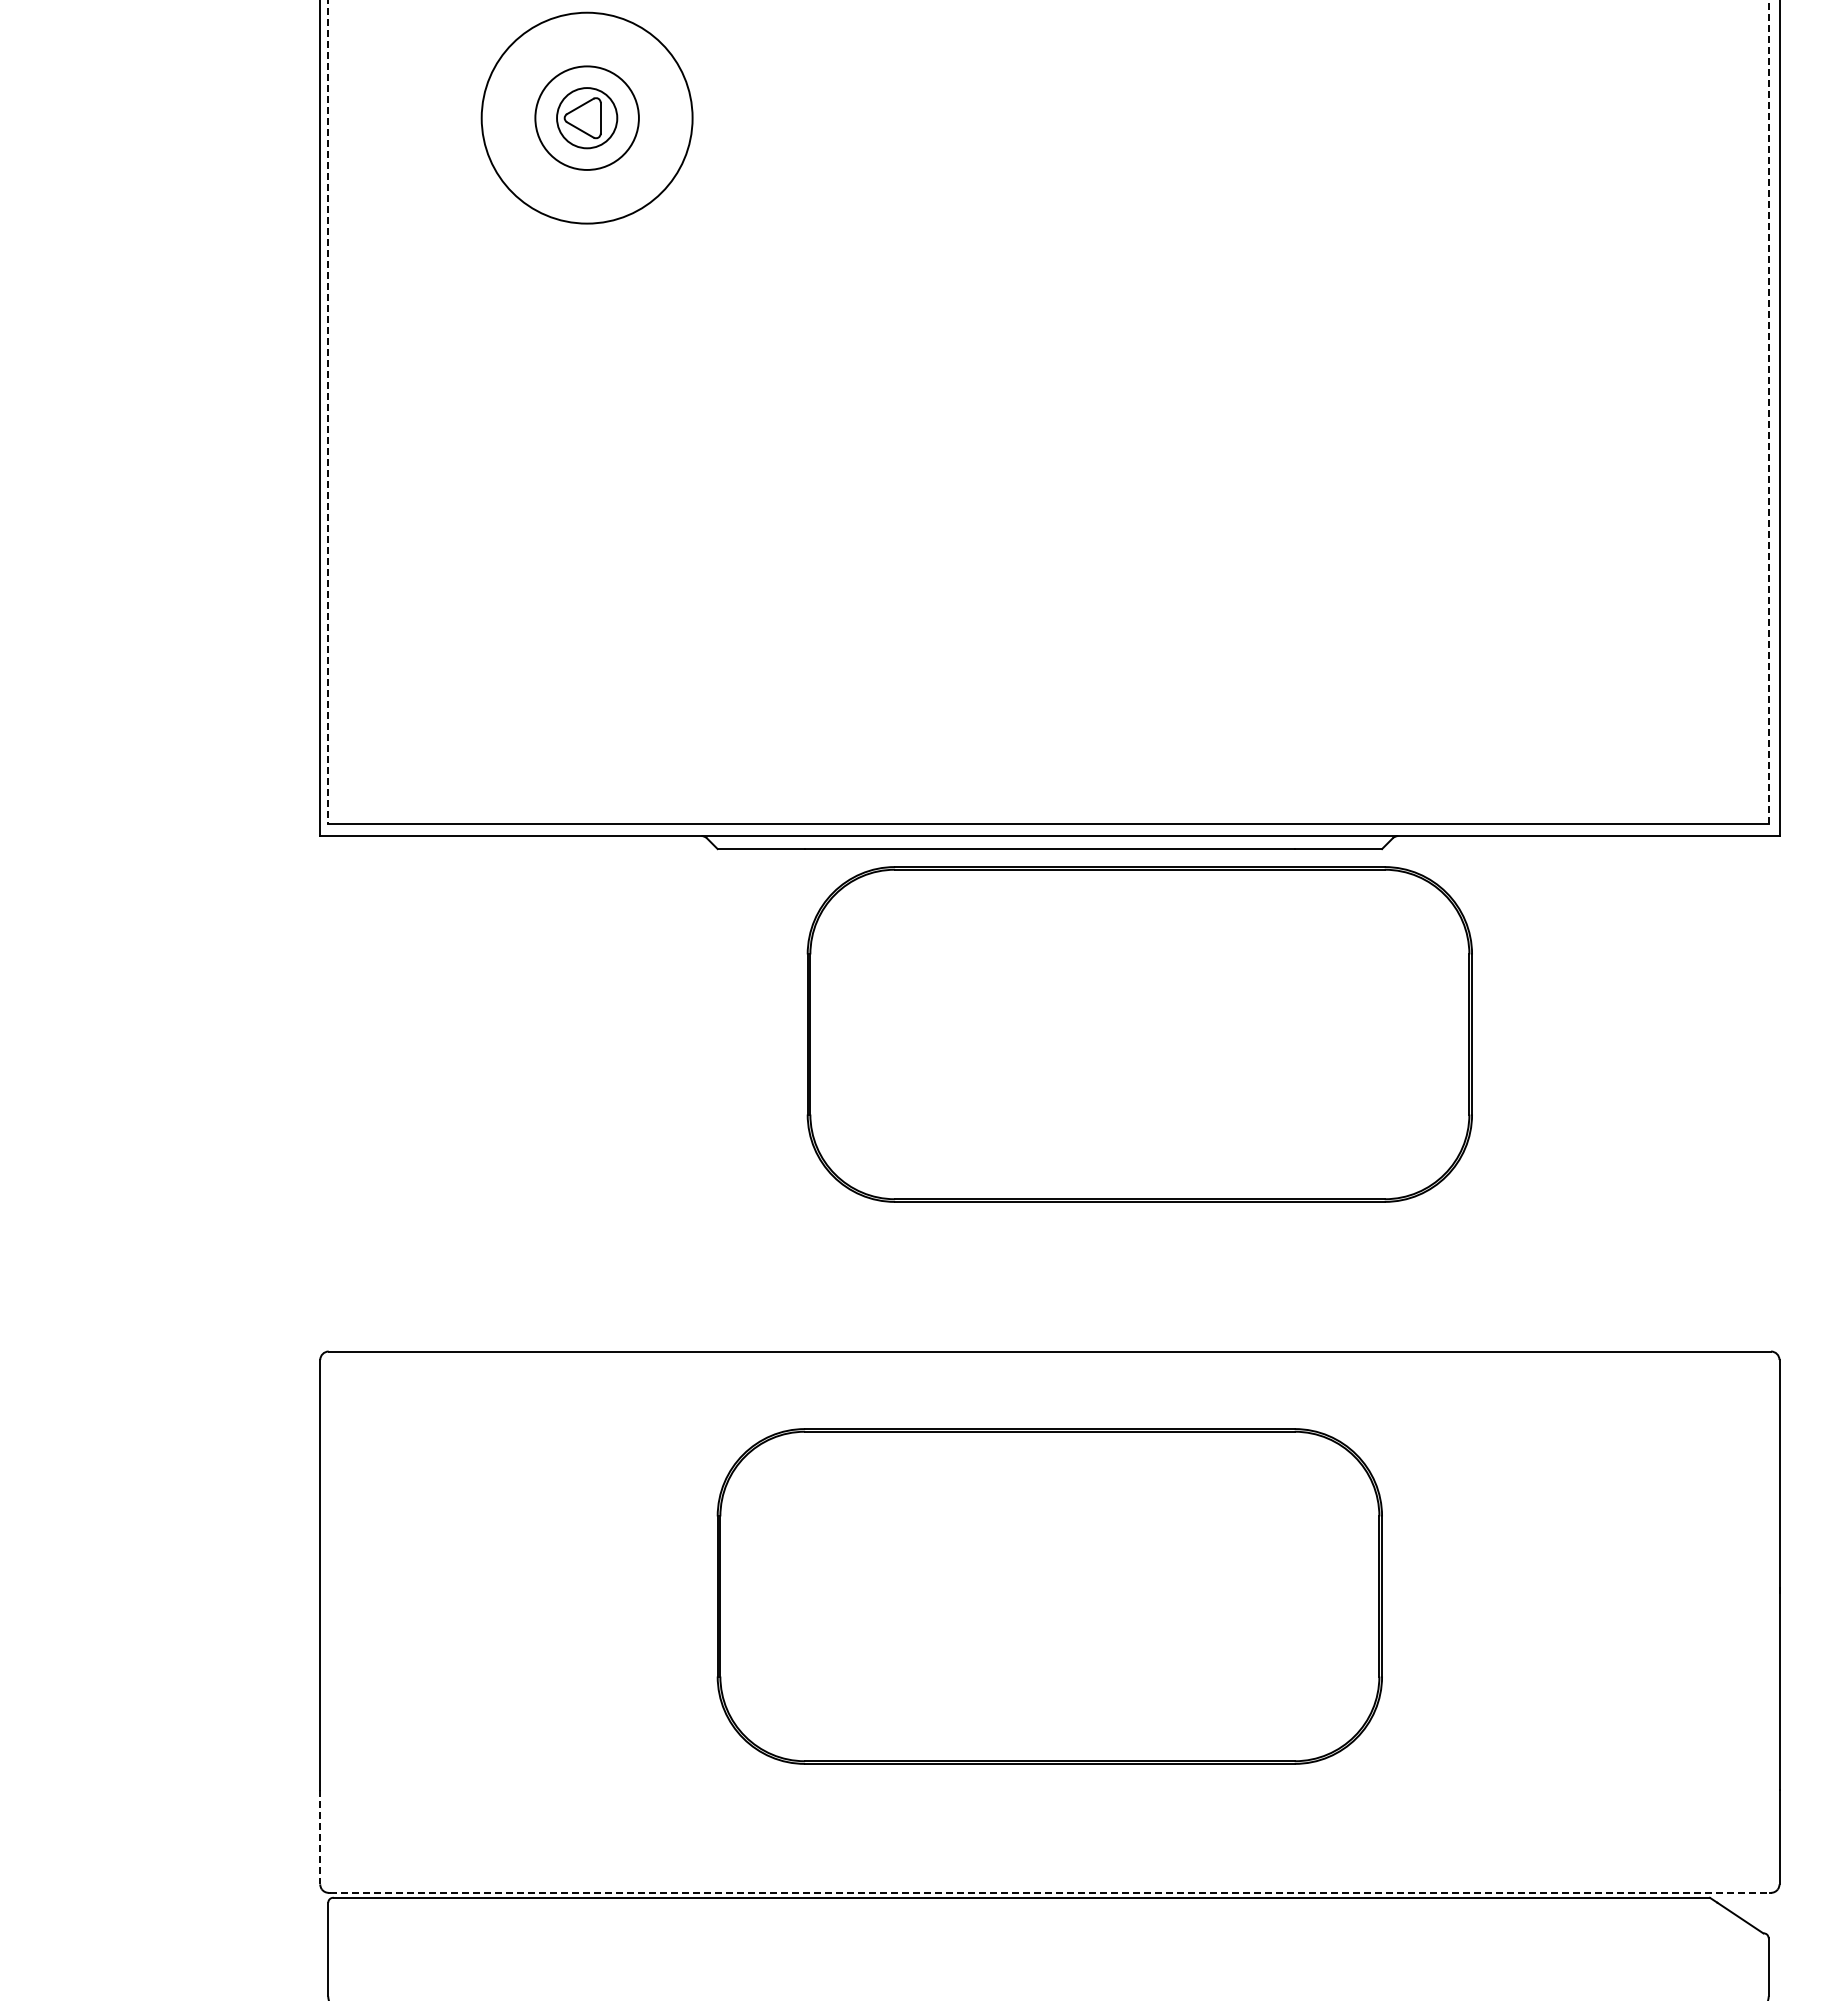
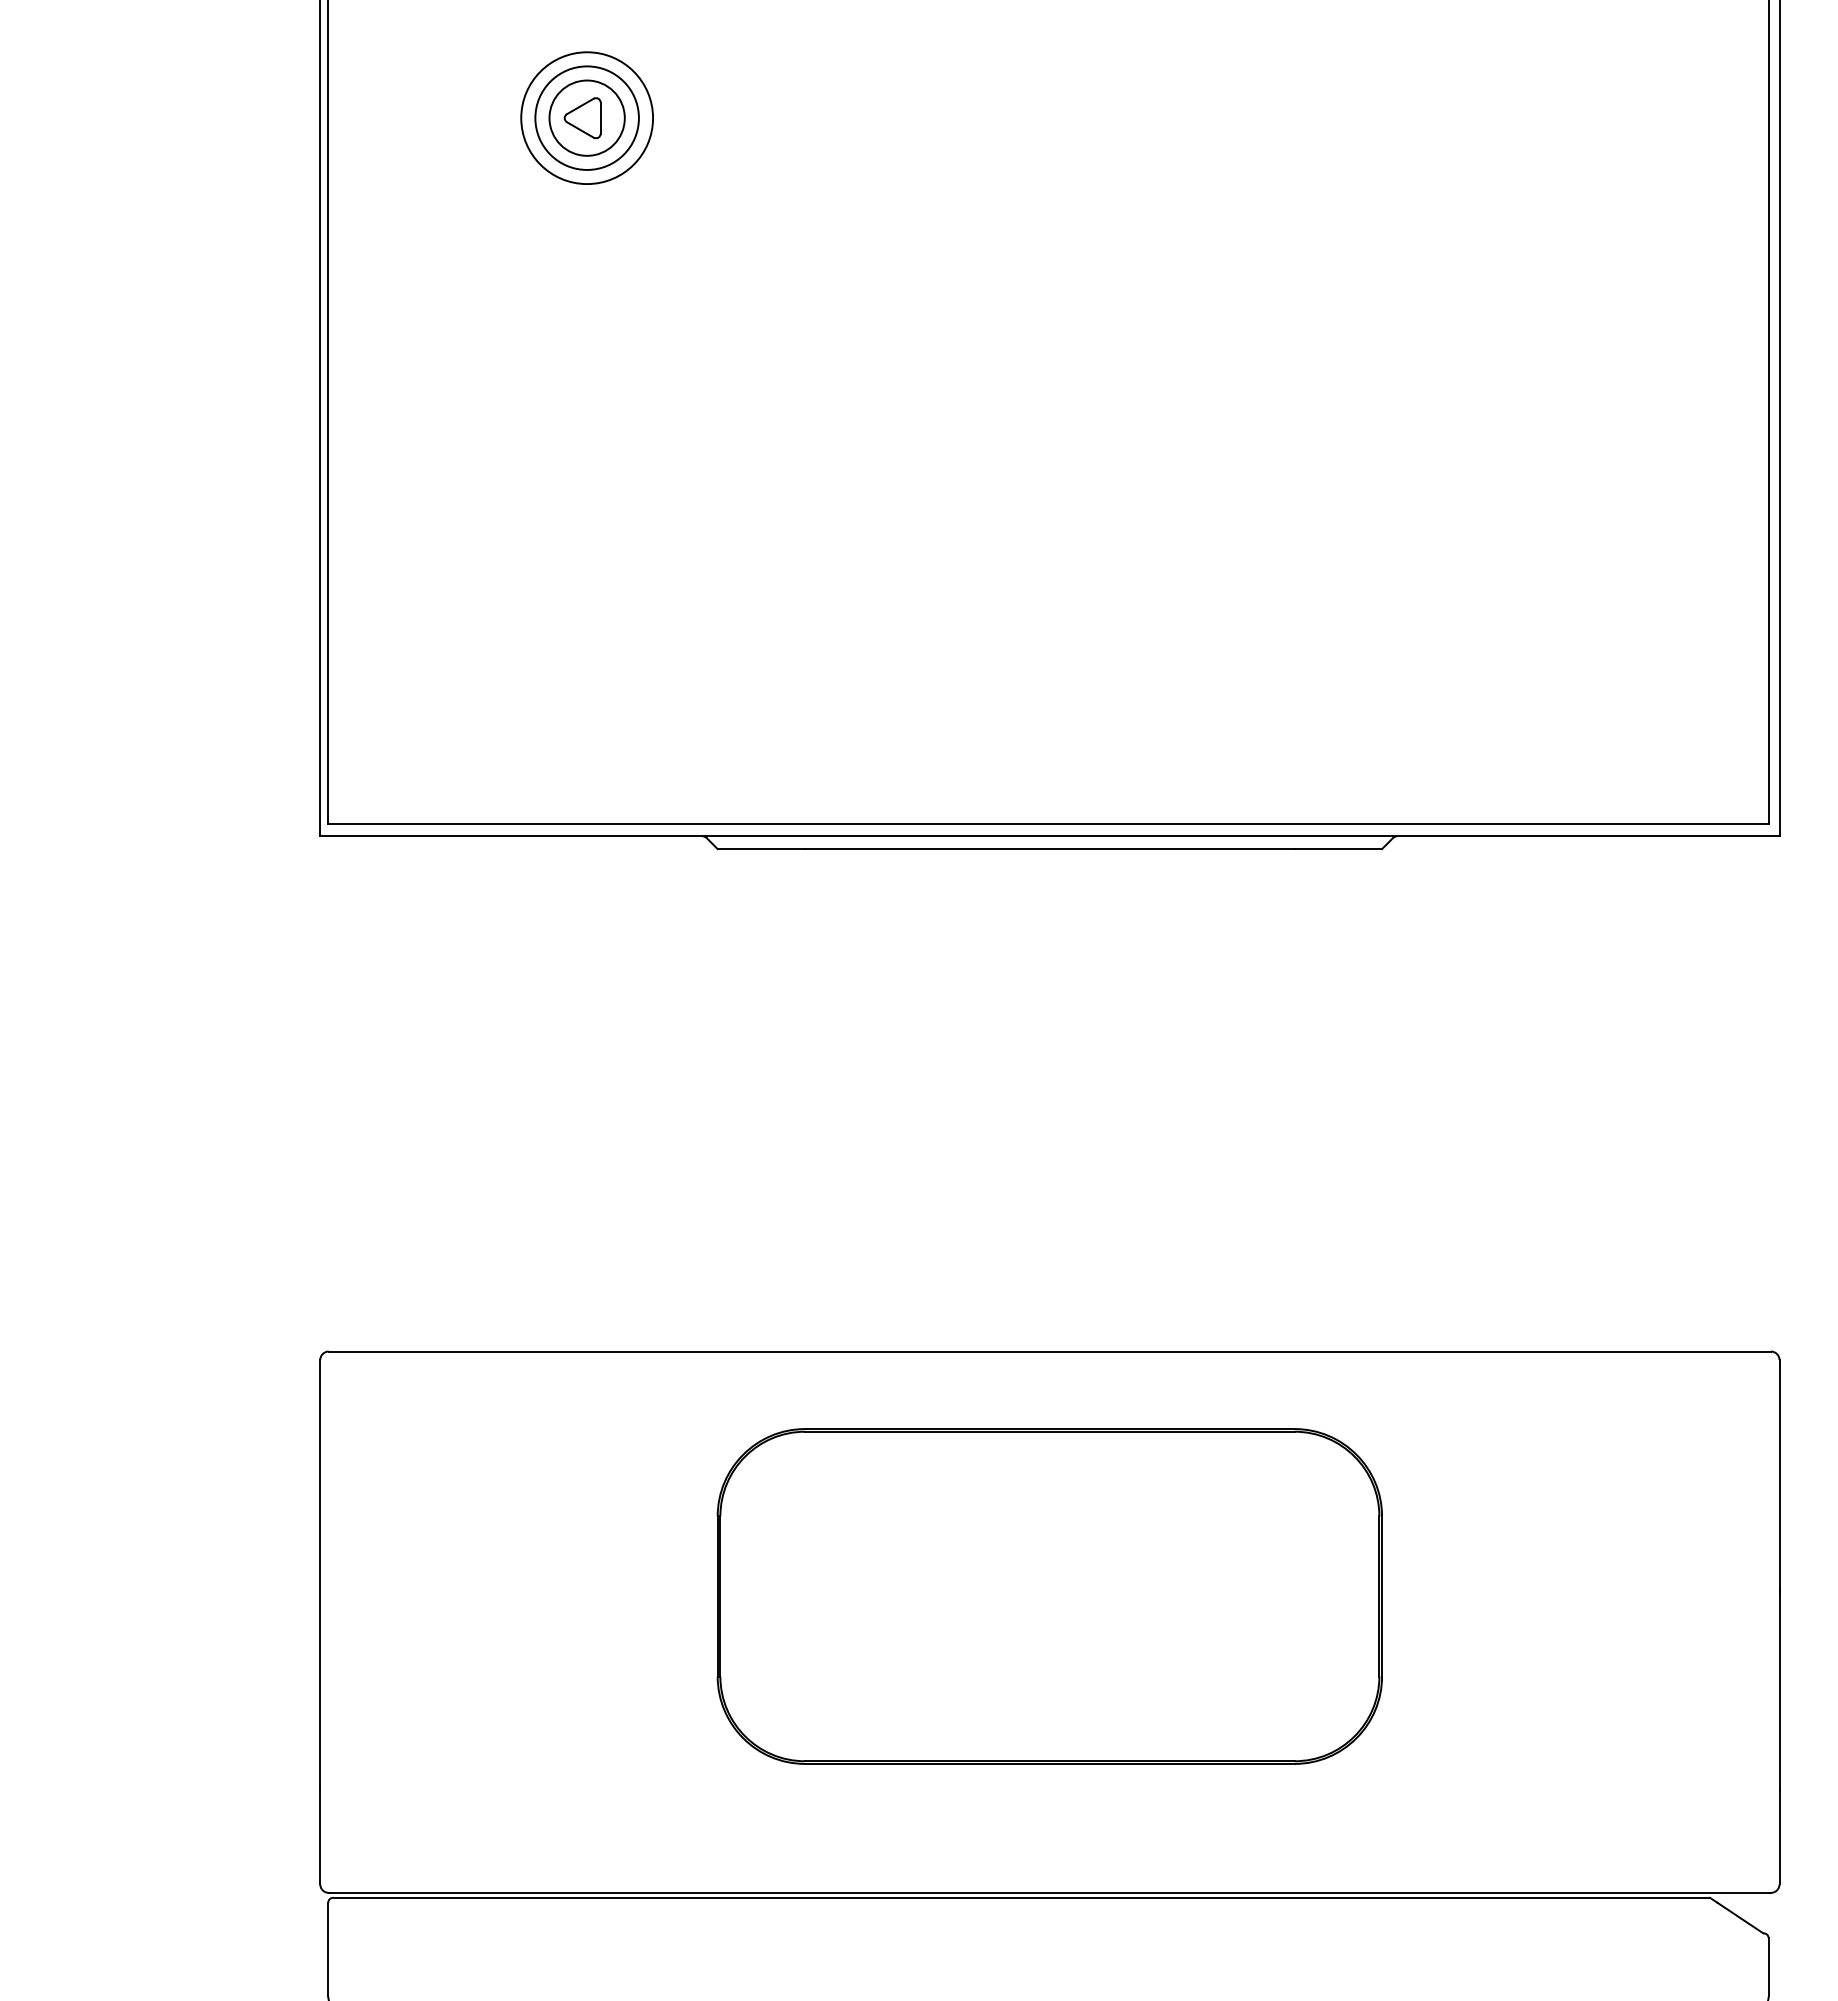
circle diameter: 211 px -> 132 px (587, 118)
circle diameter: 60 px -> 75 px (586, 117)
line: dashed -> solid (328, 412)
line: dashed -> solid (1768, 412)
part: present -> none (1139, 1034)
line: dashed -> solid (320, 1837)
line: dashed -> solid (1050, 1892)
